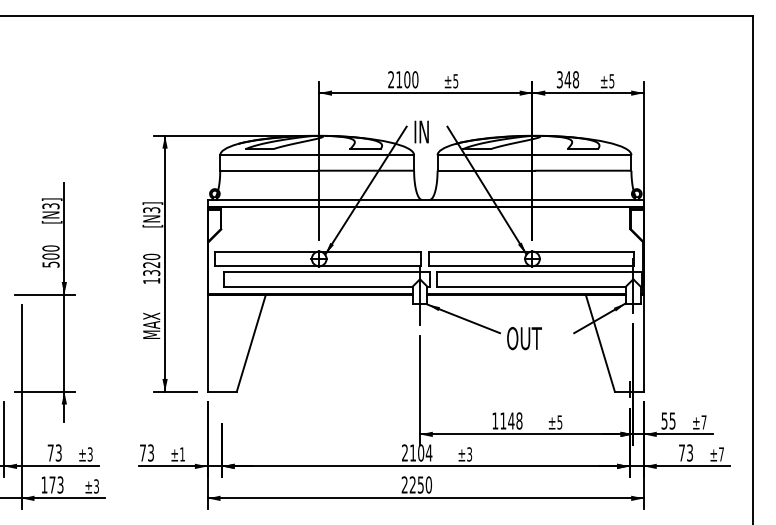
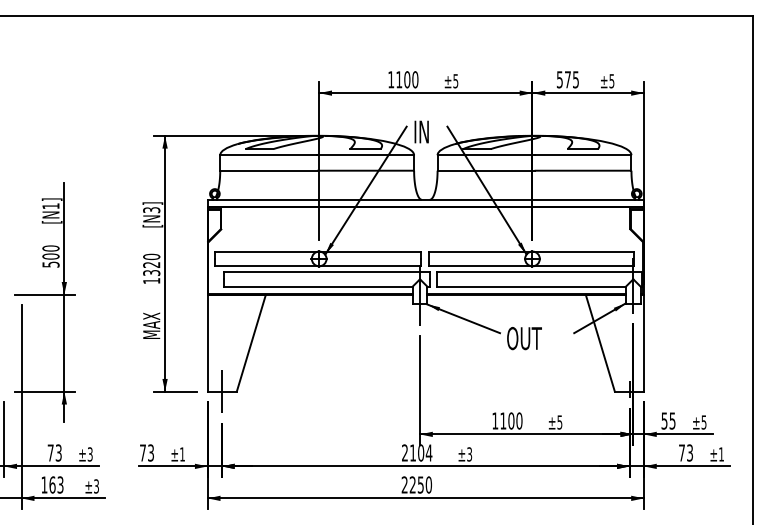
text: 2100 -> 1100 (391, 79)
text: 348 -> 575 (568, 79)
text: [N3] -> [N1] (50, 206)
line: none -> present (221, 391)
text: 1148 -> 1100 (515, 420)
text: ±7 -> ±5 (703, 422)
text: ±7 -> ±1 (721, 454)
text: 173 -> 163 (52, 484)
